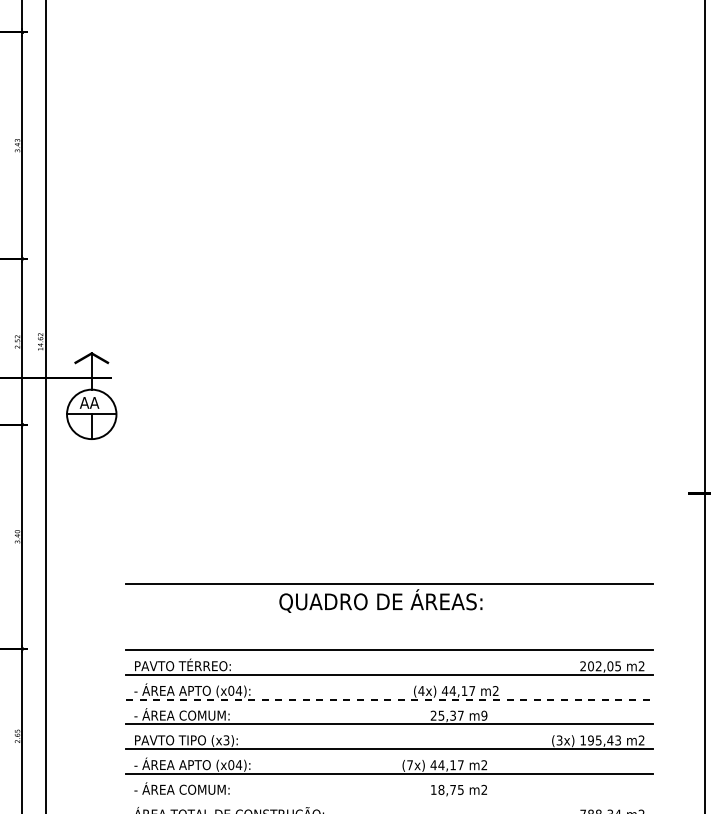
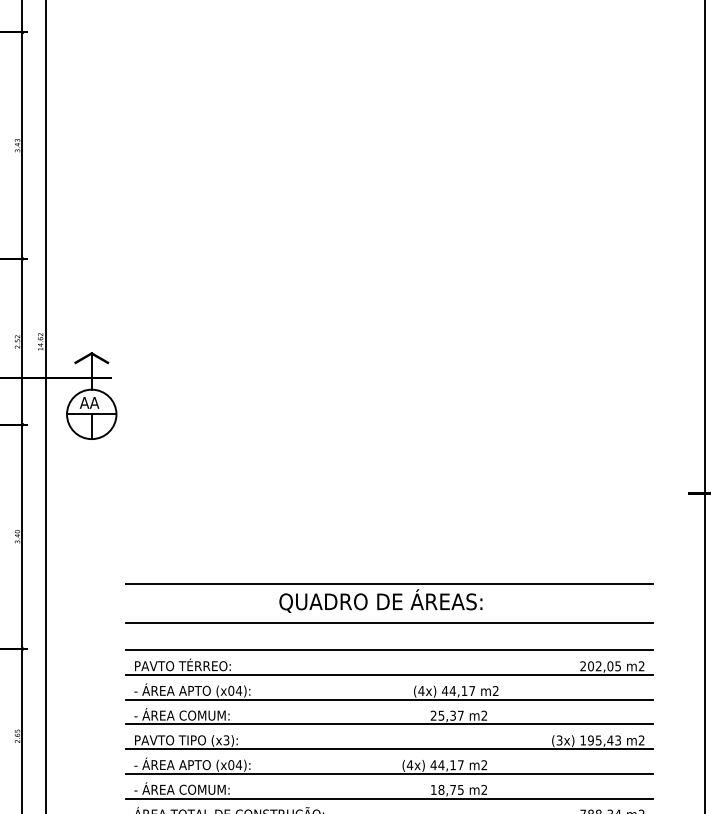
line: none -> present (389, 623)
line: dashed -> solid (389, 699)
text: m9 -> m2 (484, 715)
text: (7x) -> (4x) (409, 765)
line: none -> present (389, 798)
